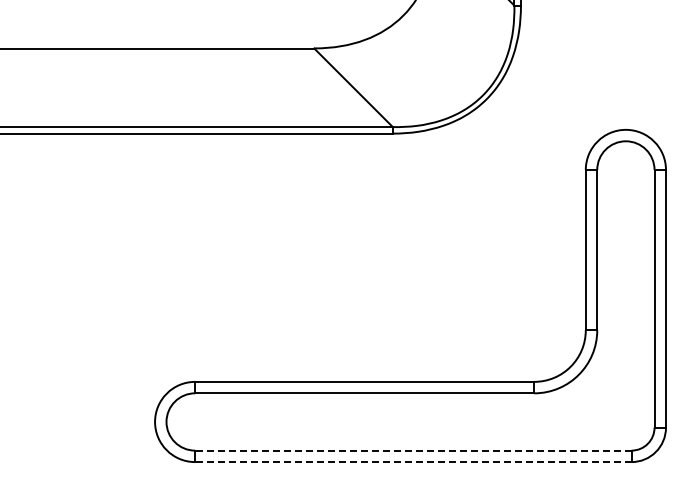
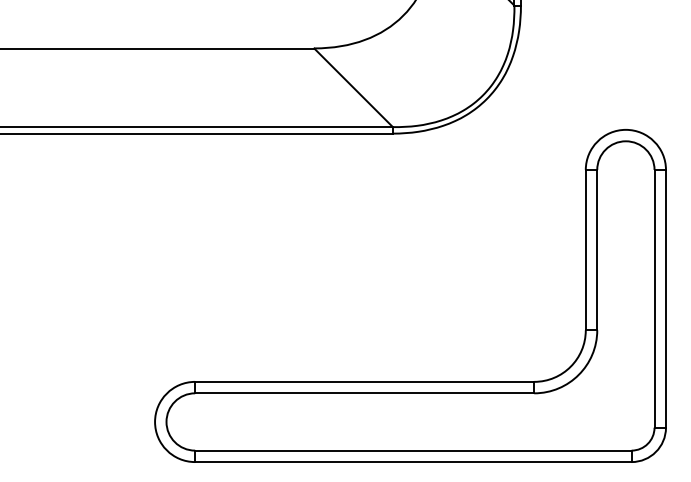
line: dashed -> solid (412, 450)
line: dashed -> solid (412, 462)
